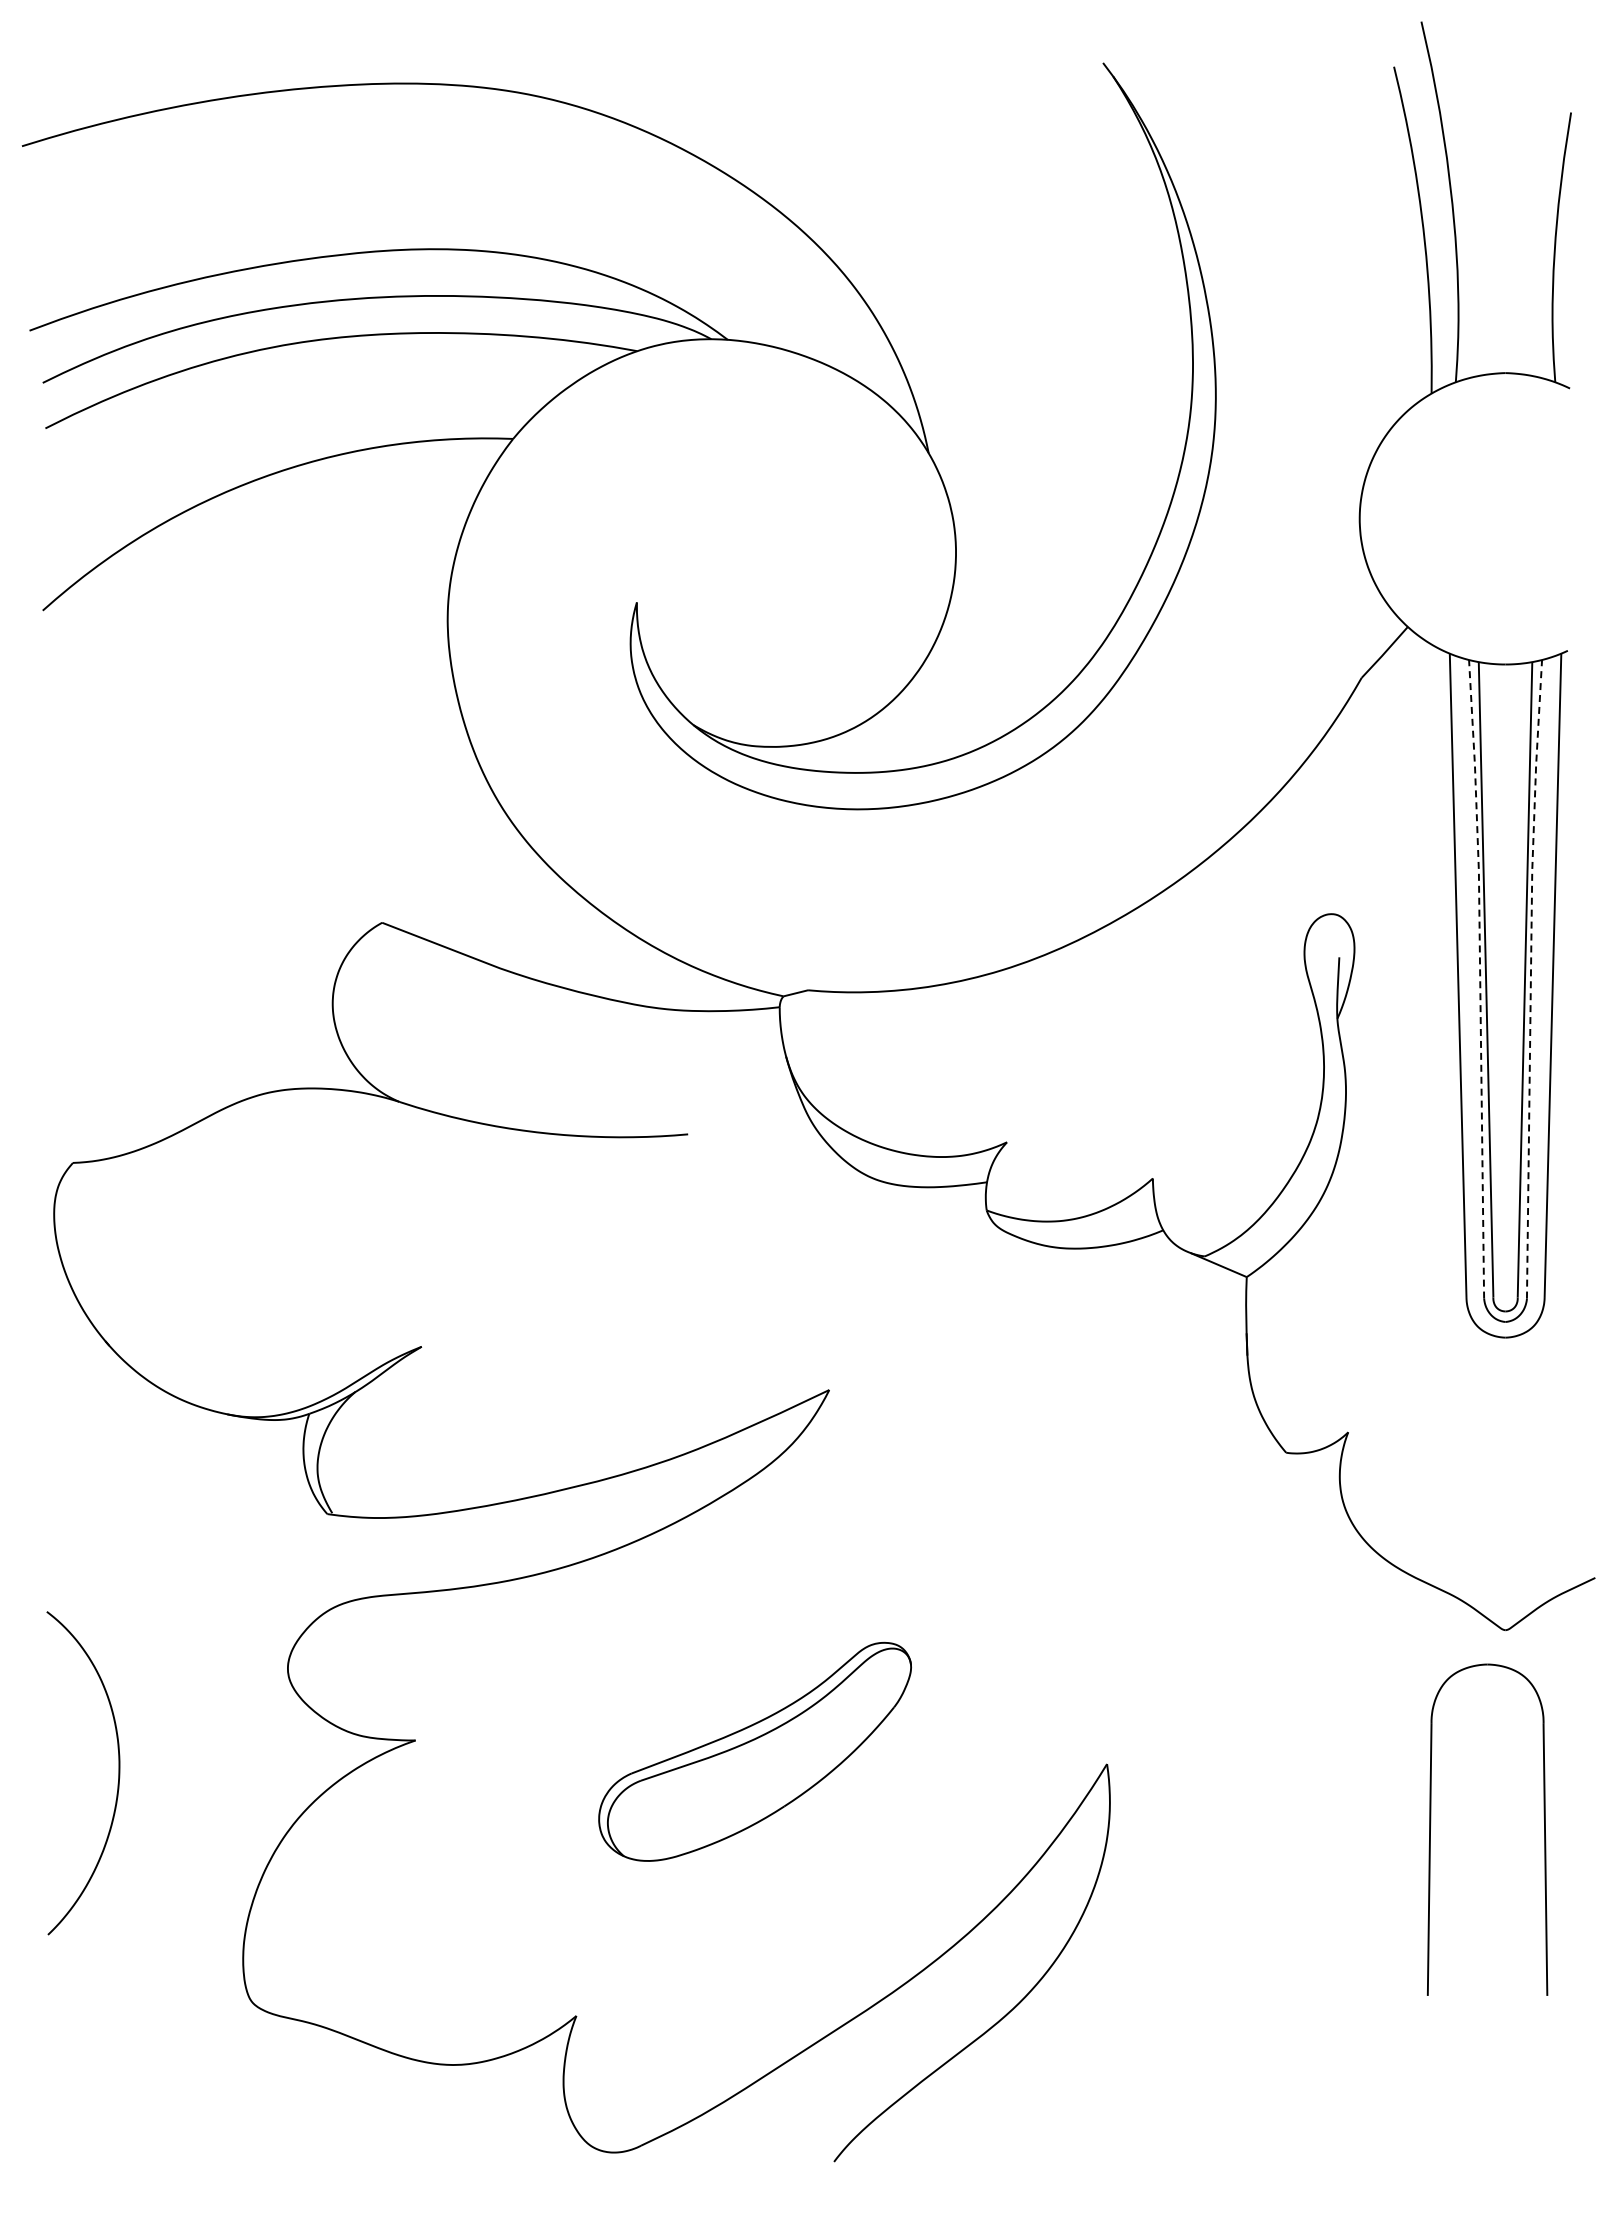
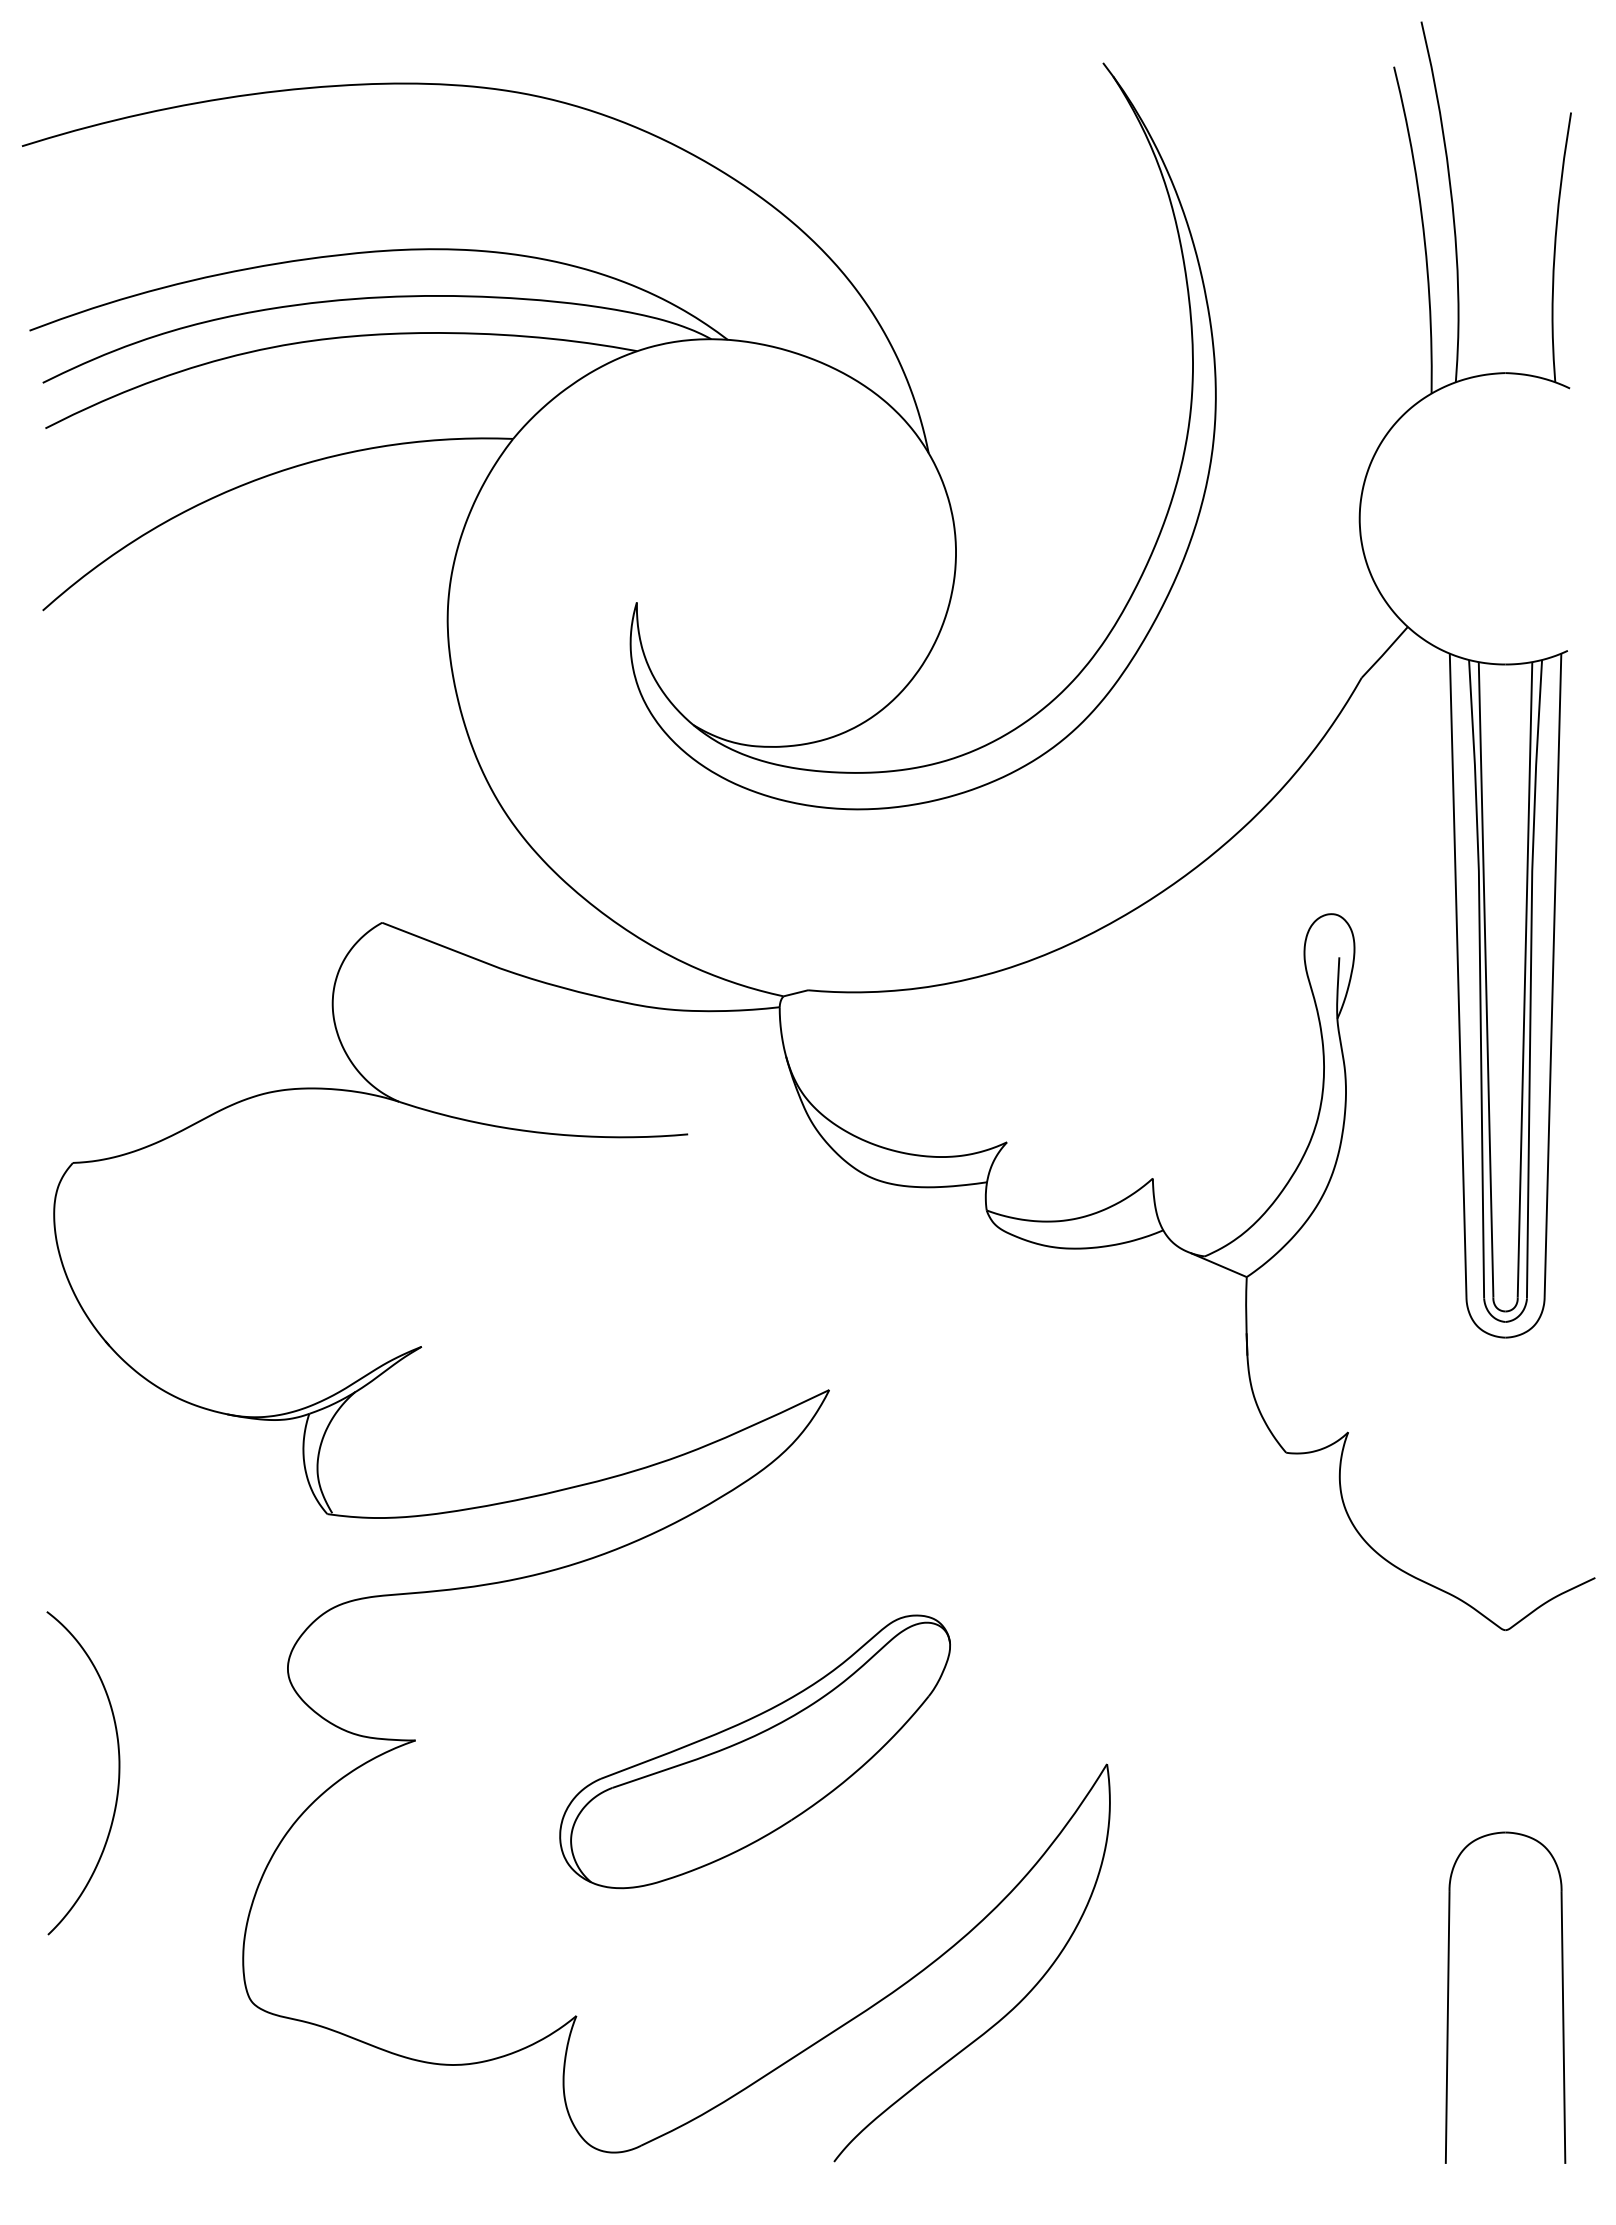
line: dashed -> solid (1480, 977)
line: dashed -> solid (1530, 977)
part size: 314x221 px -> 392x276 px (754, 1751)
part position: (1431, 1823) -> (1449, 1991) (1449, 1991)
